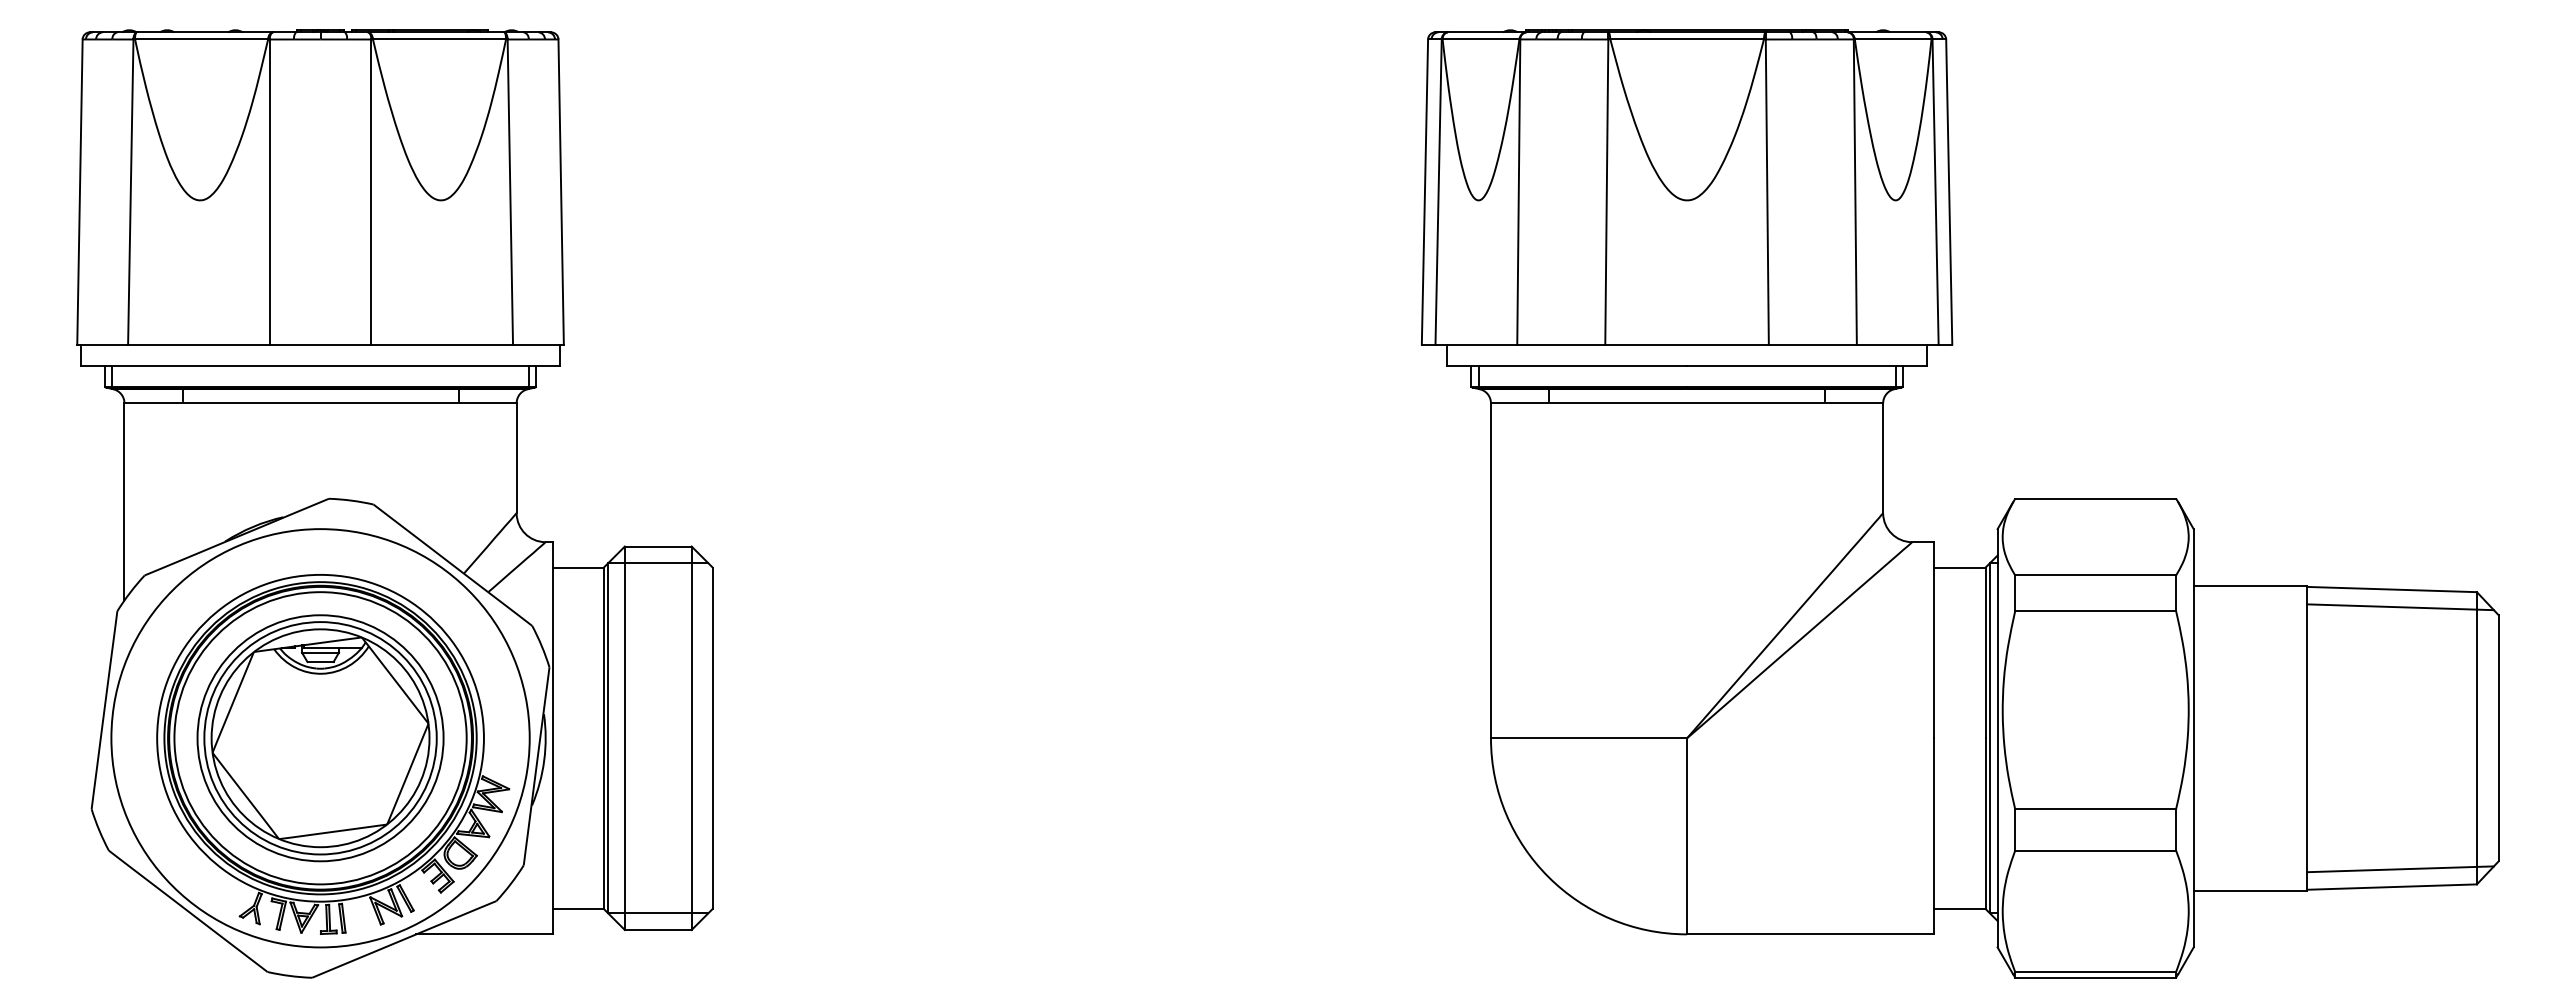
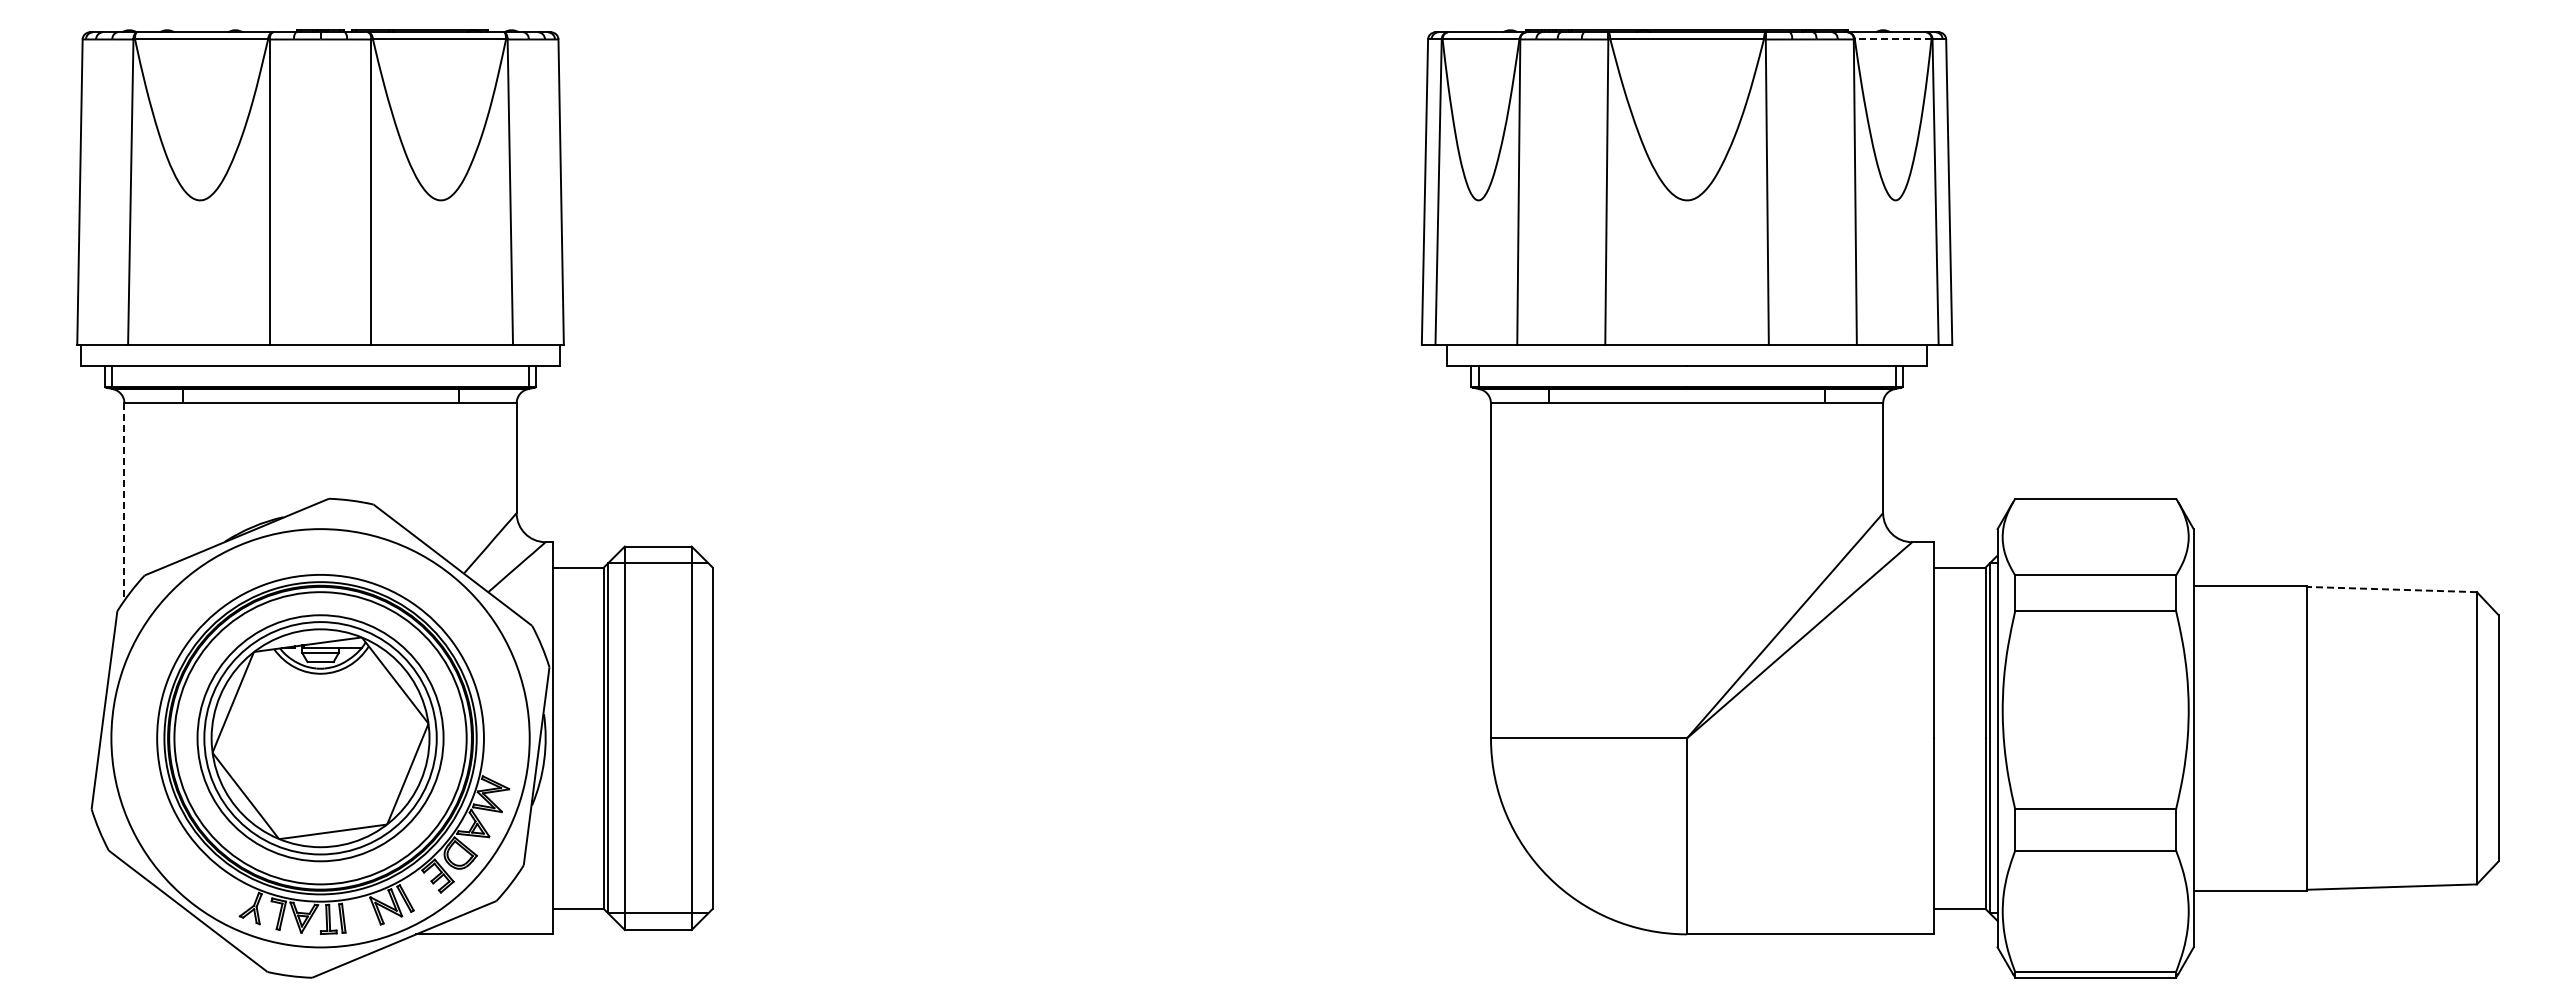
line: solid -> dashed (1892, 38)
line: solid -> dashed (124, 501)
line: solid -> dashed (2391, 589)
line: present -> none (2399, 607)
line: present -> none (2399, 869)
